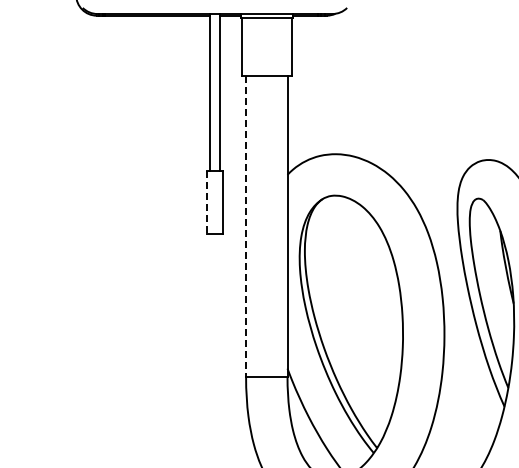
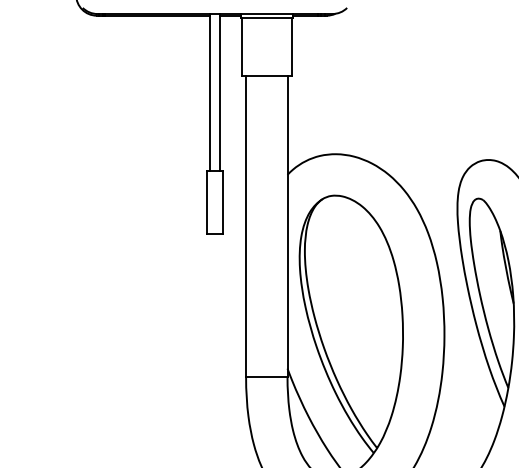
line: dashed -> solid (206, 202)
line: dashed -> solid (246, 227)
